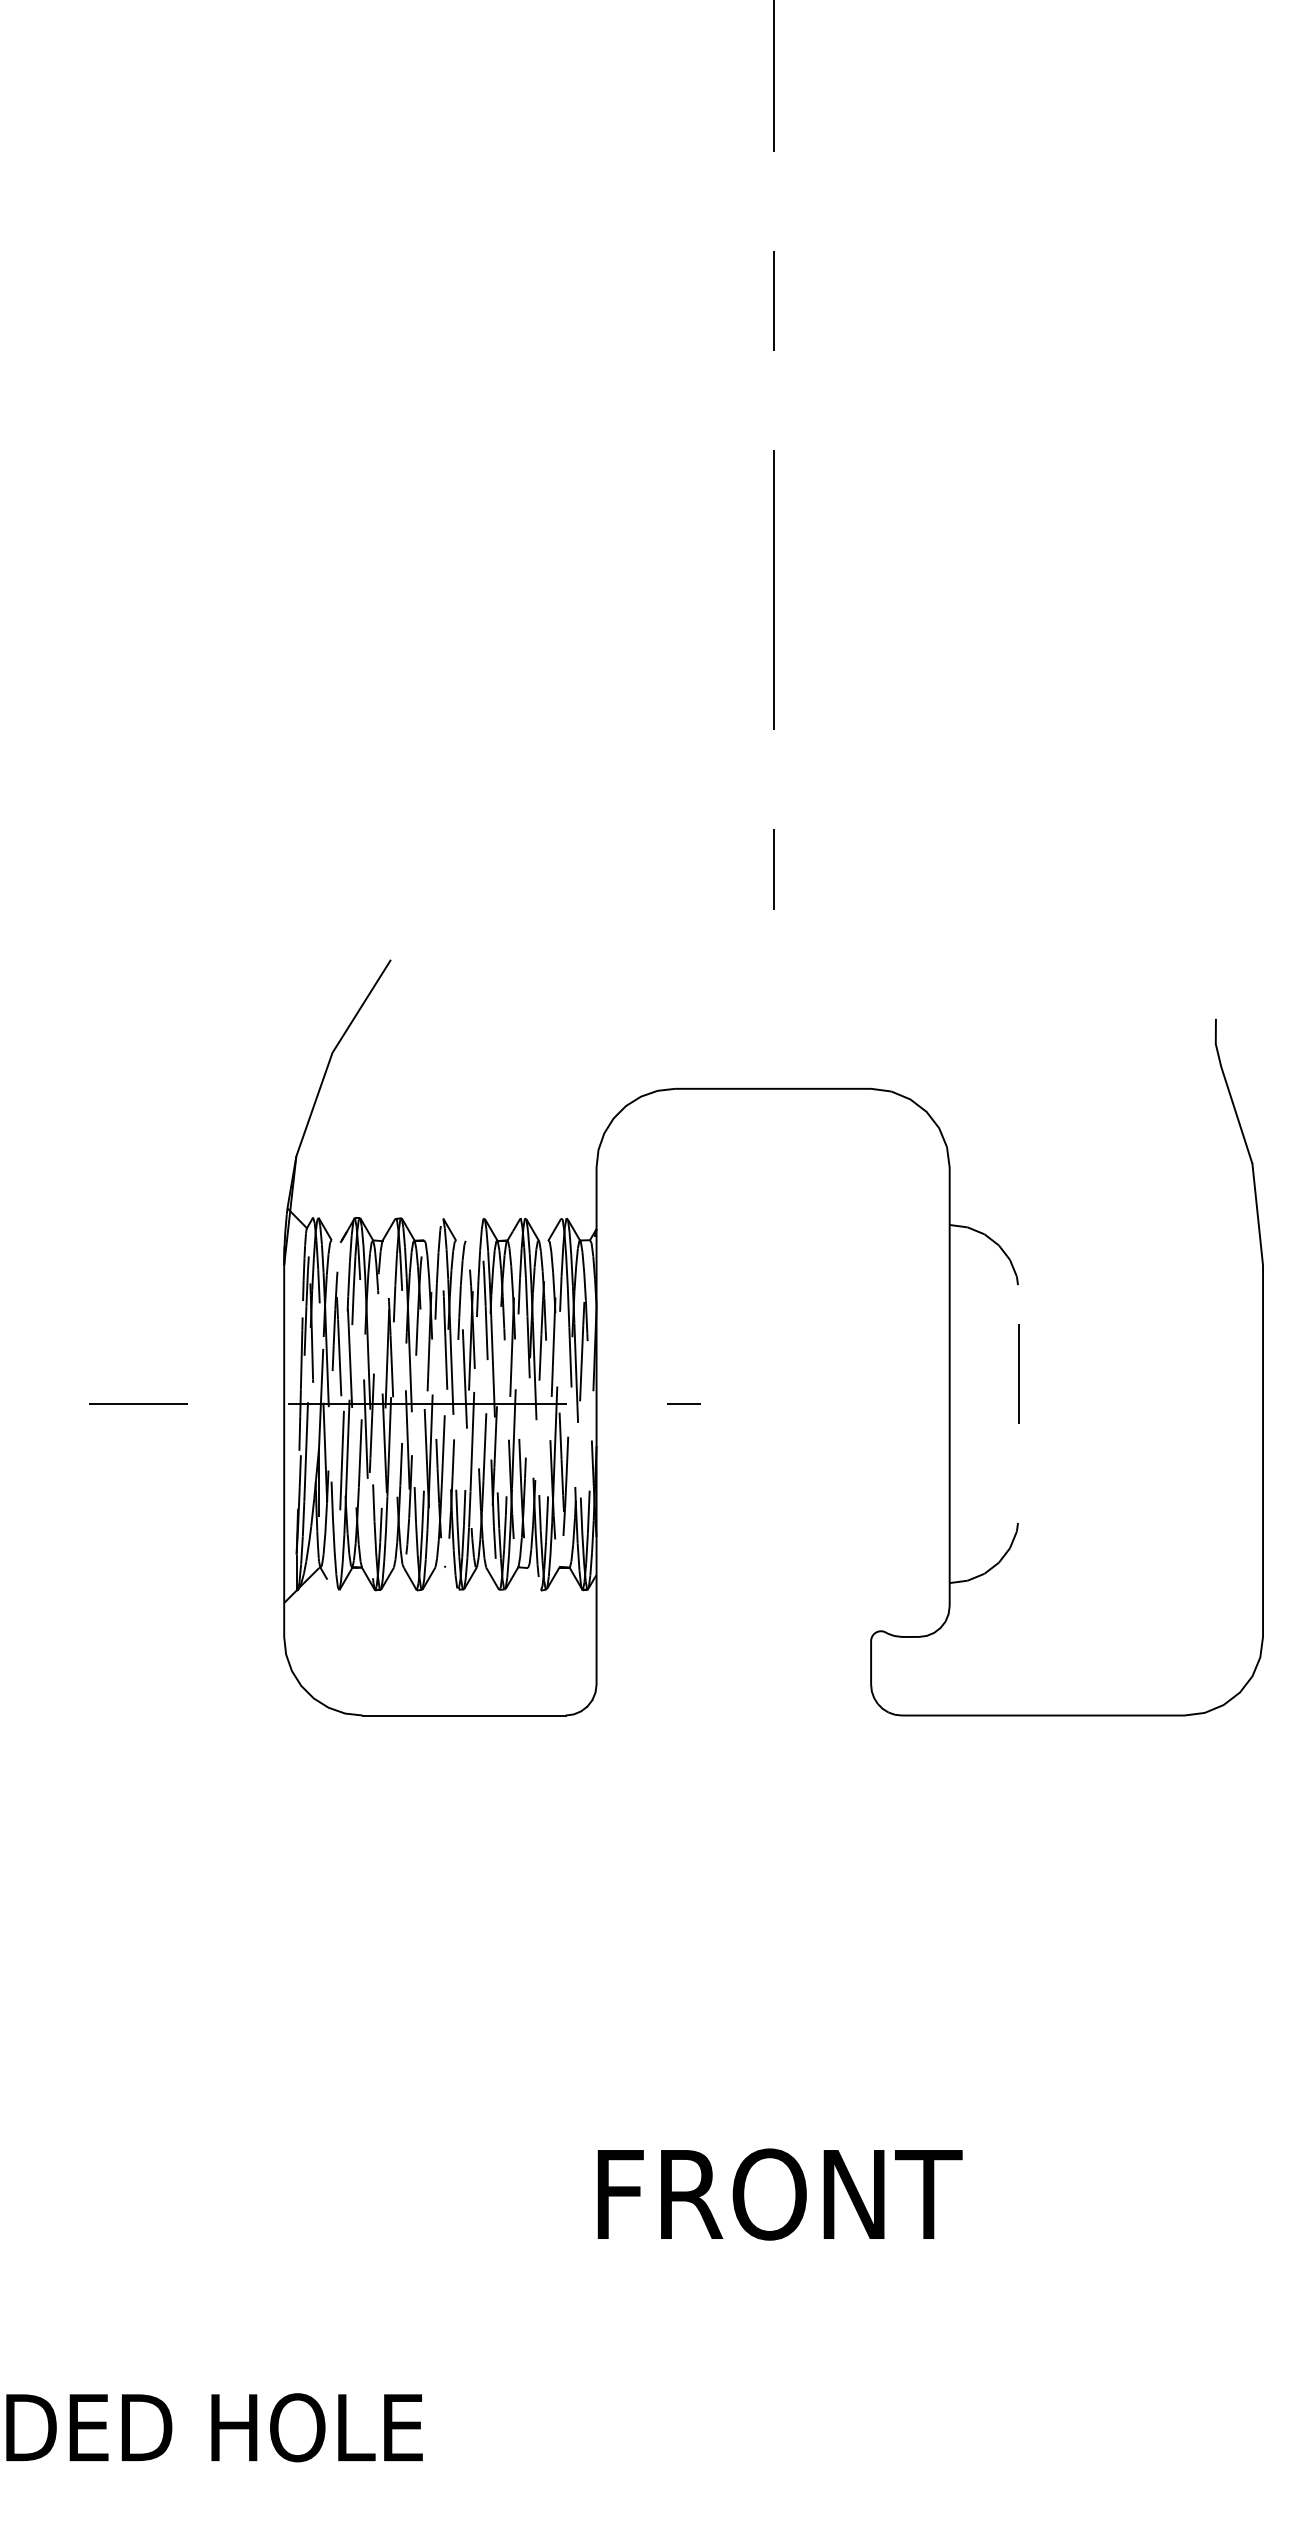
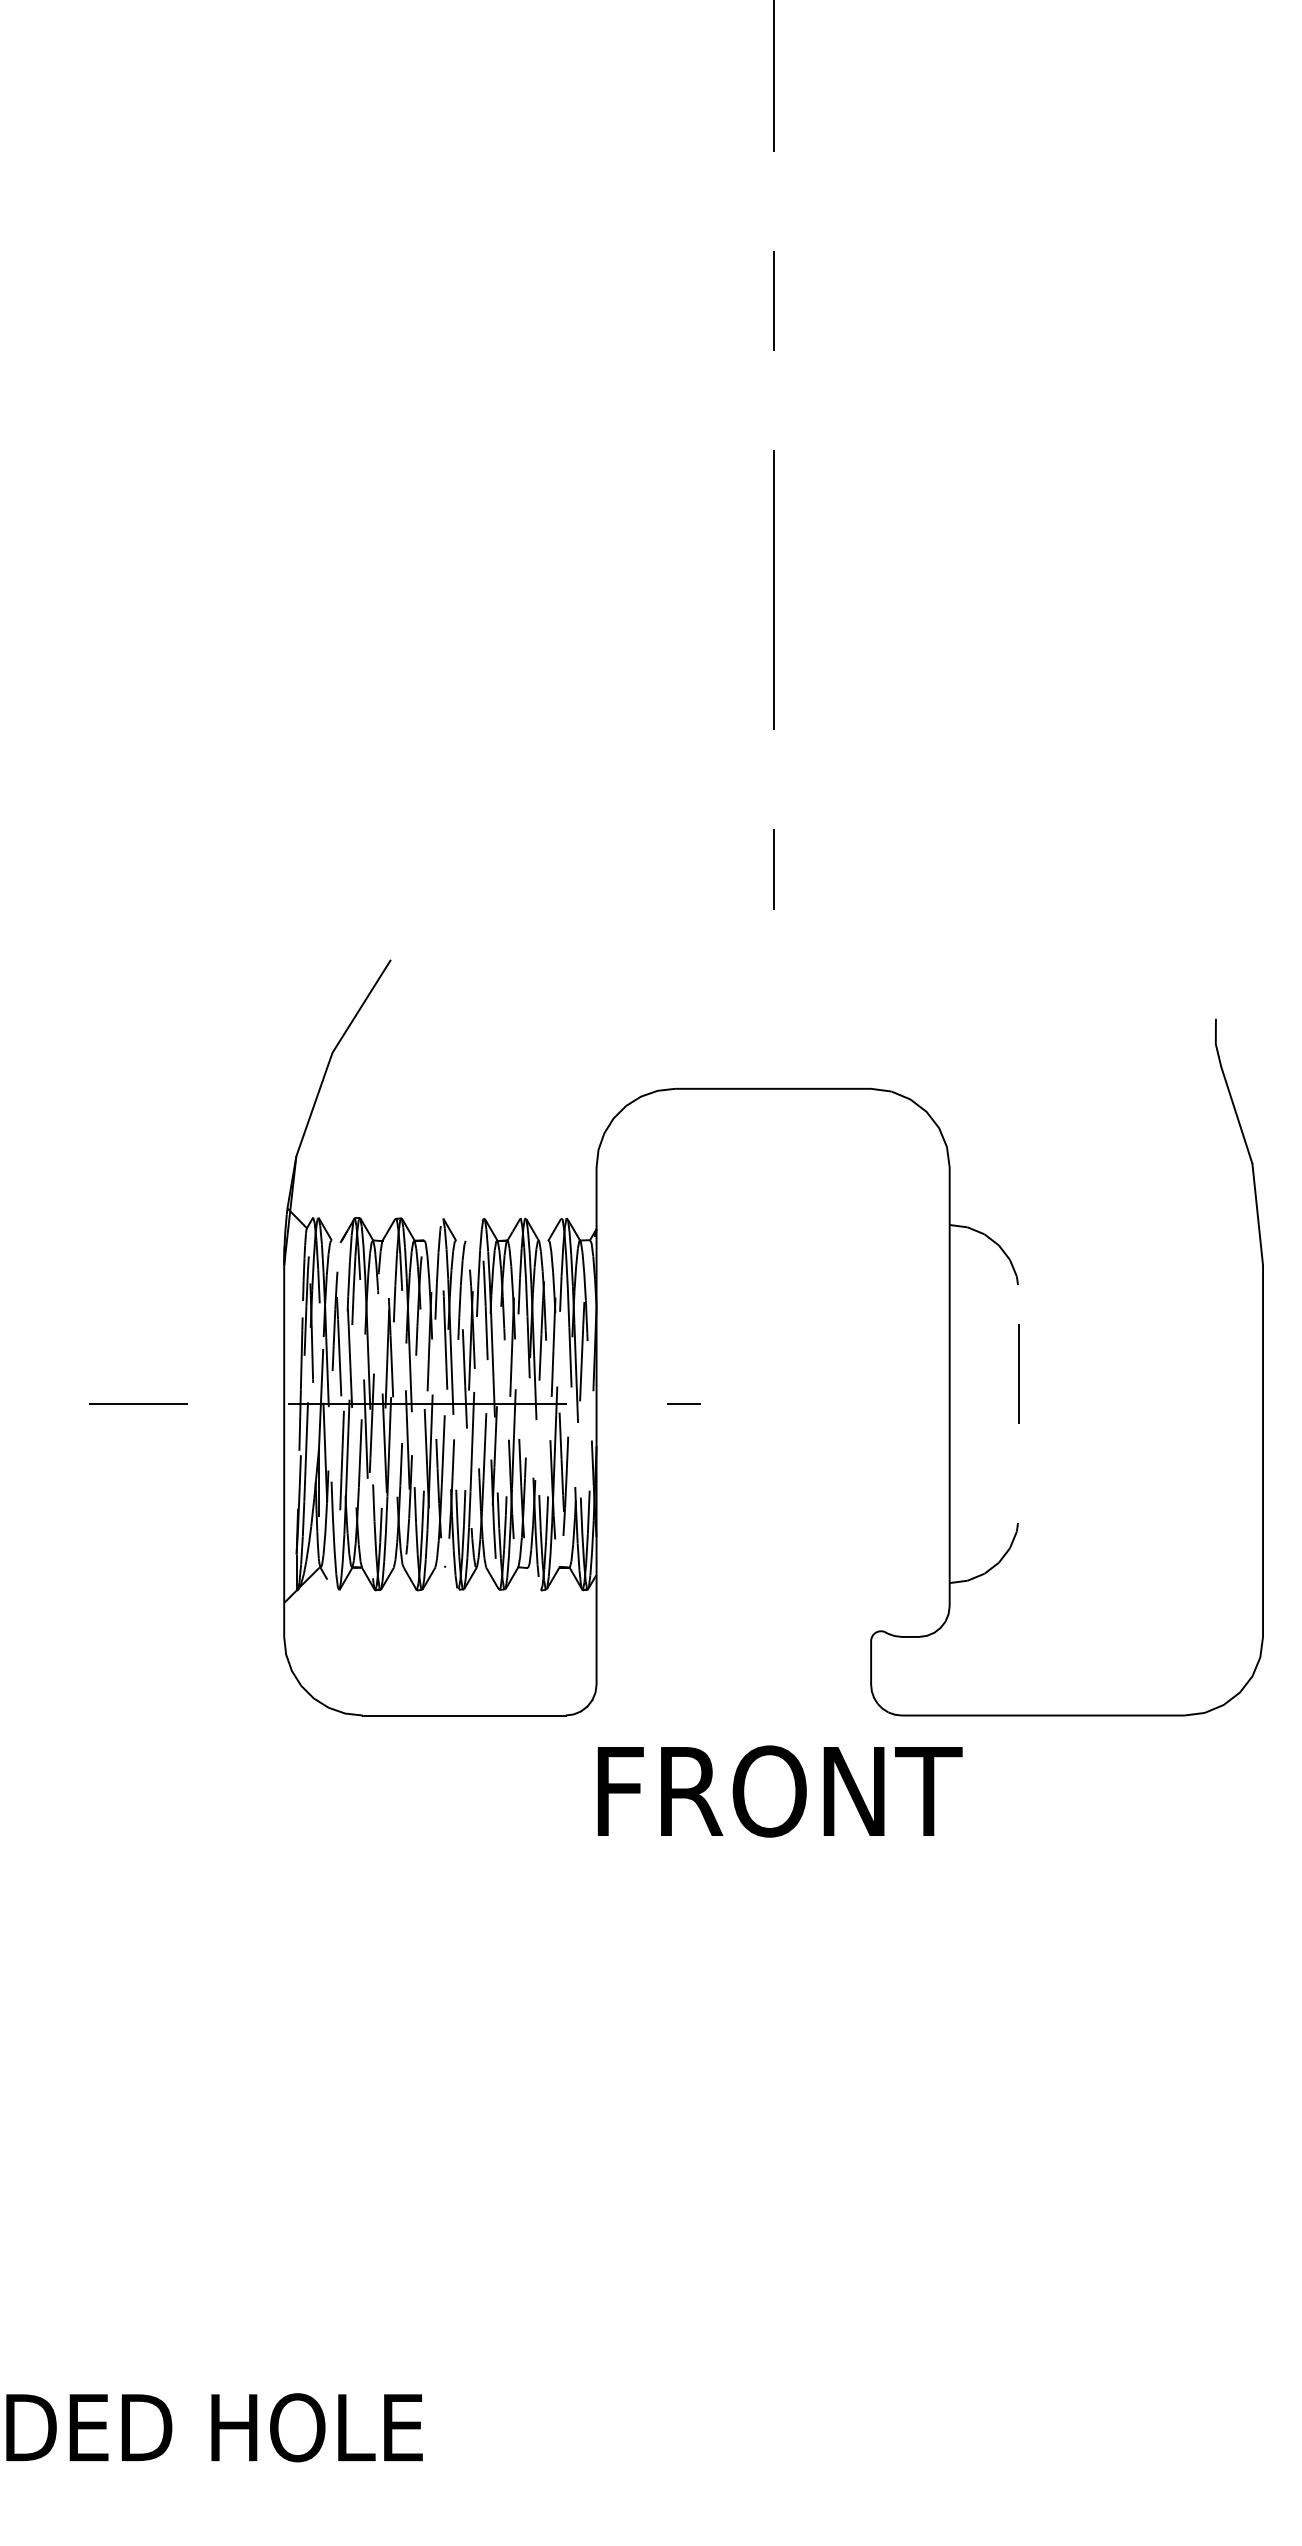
text position: (779, 2194) -> (779, 1791) (779, 1791)
